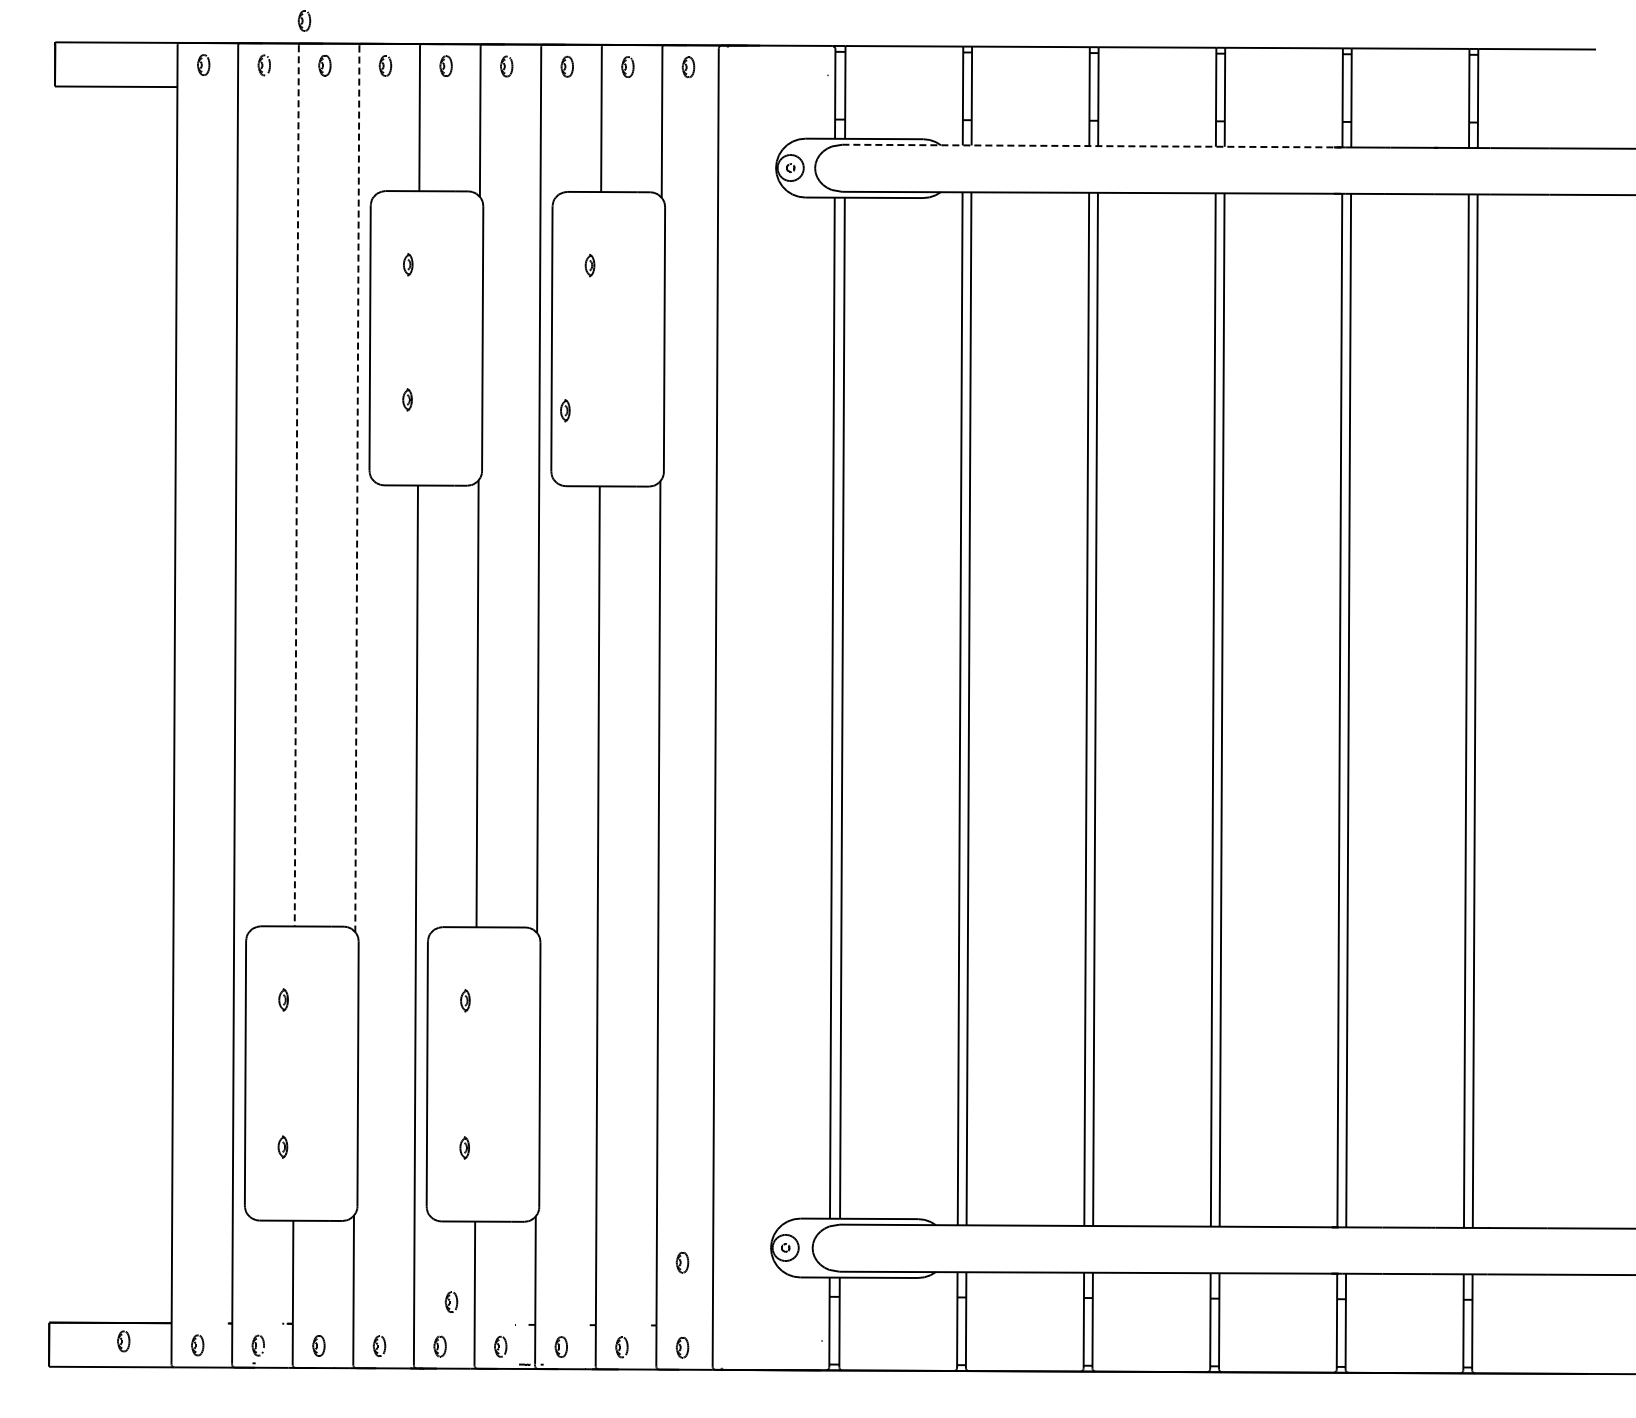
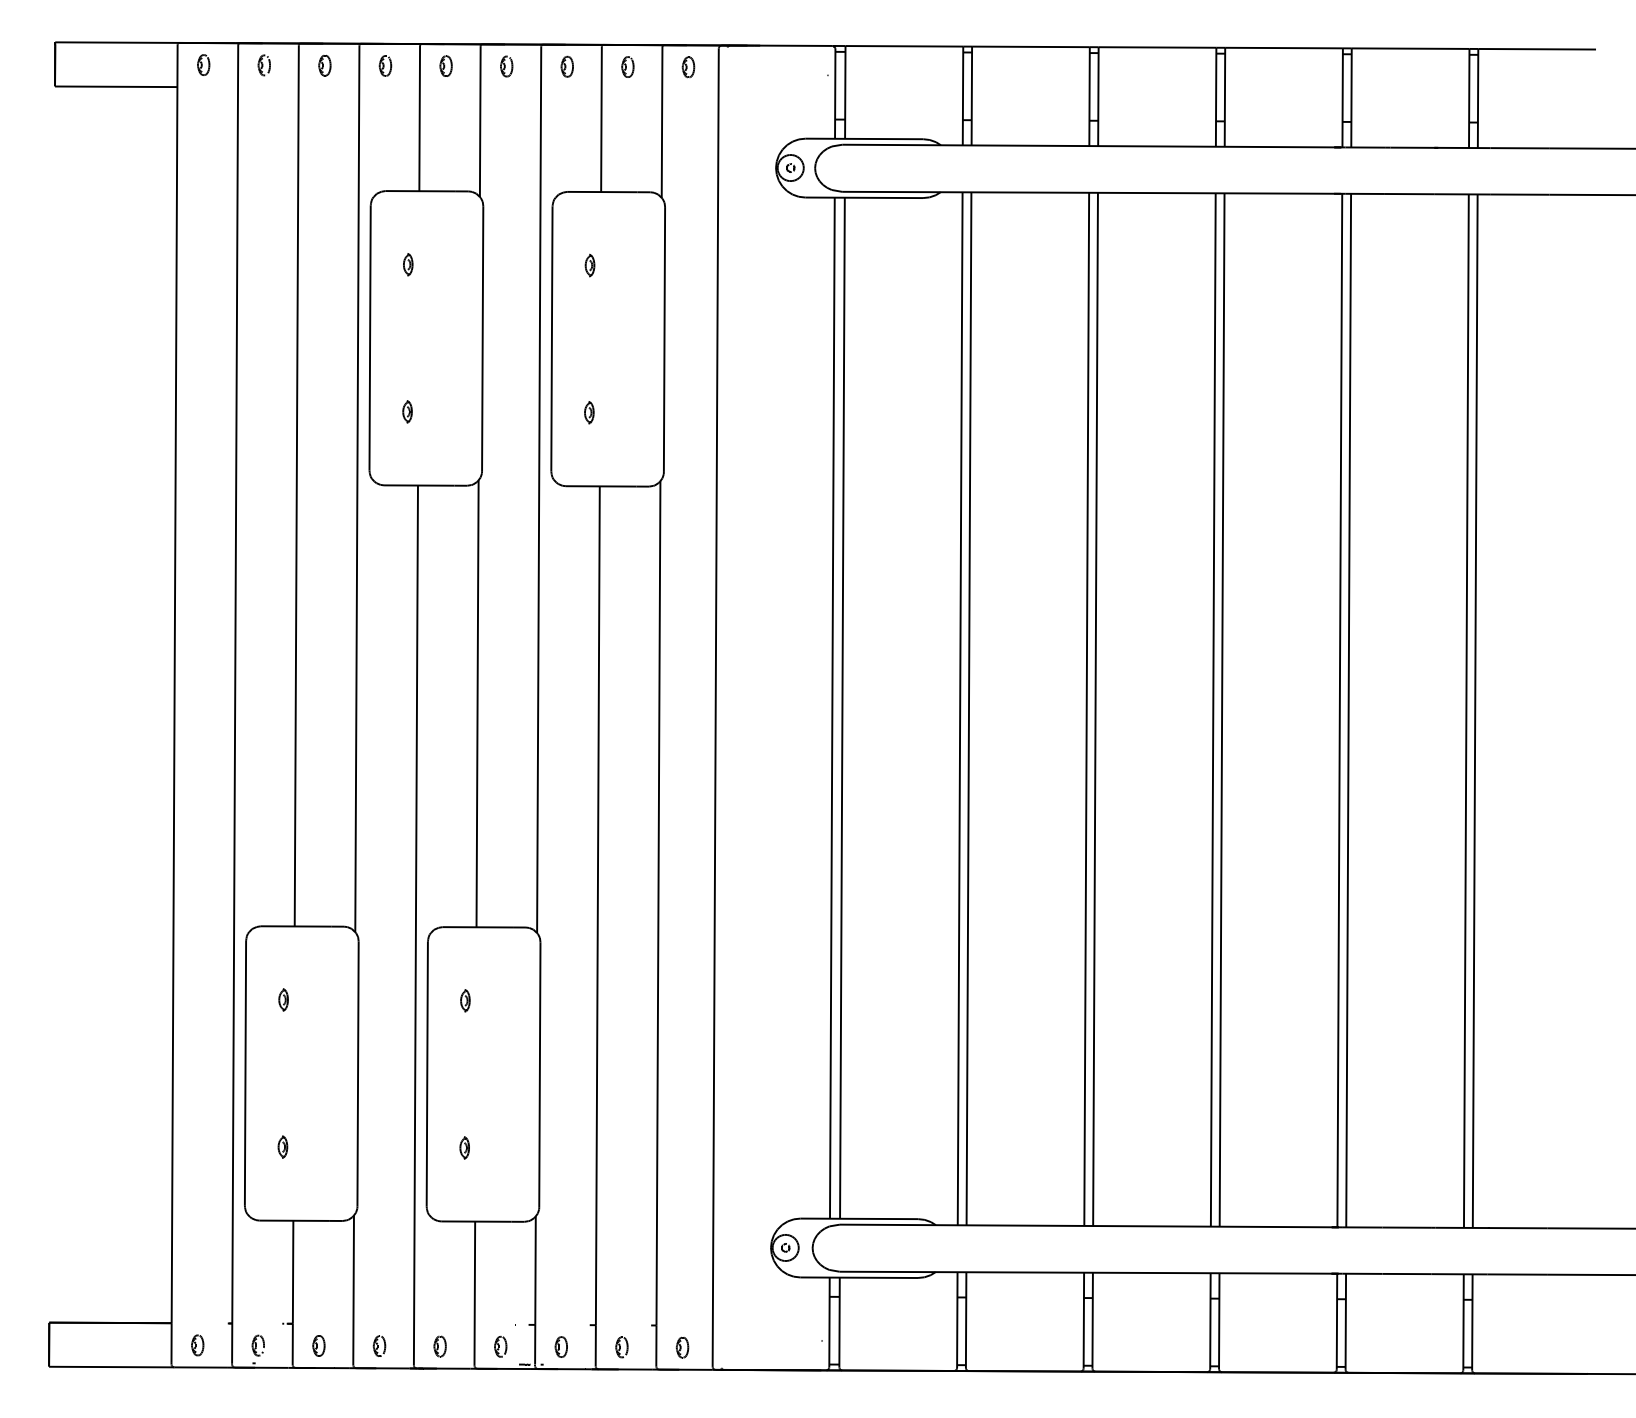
part: present -> none (304, 20)
line: dashed -> solid (1092, 146)
part position: (407, 399) -> (407, 411) (407, 411)
part position: (565, 410) -> (589, 412) (589, 412)
line: dashed -> solid (296, 485)
line: dashed -> solid (357, 489)
part: present -> none (682, 1262)
part: present -> none (451, 1301)
part: present -> none (123, 1341)
